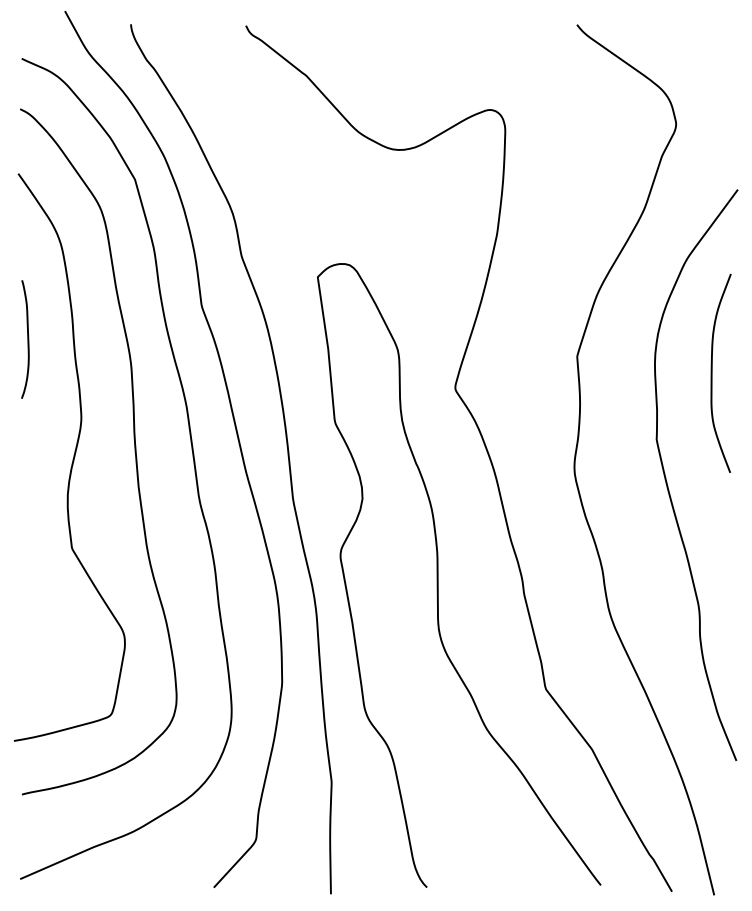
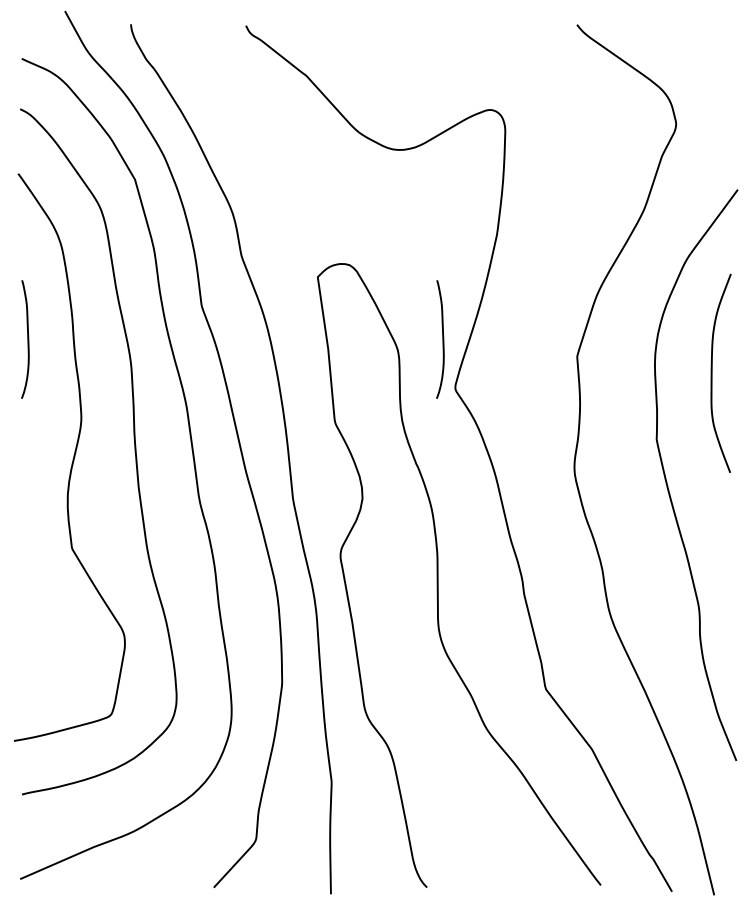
curve: none -> present (442, 339)
